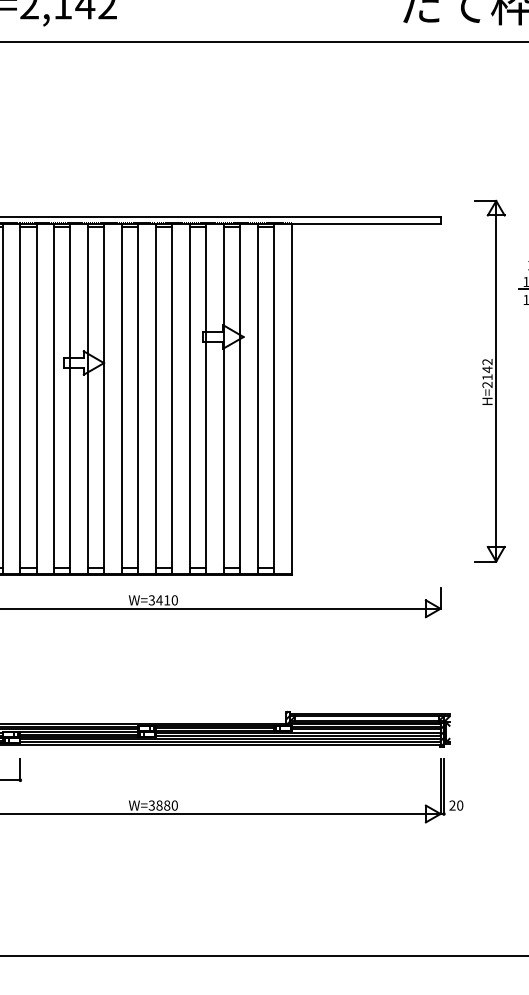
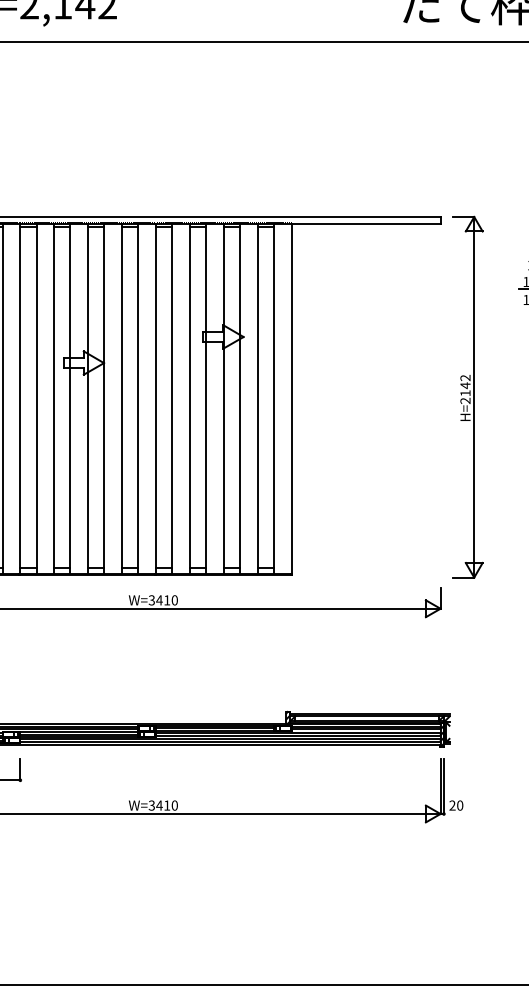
part position: (489, 380) -> (467, 396) (467, 396)
text: W=3880 -> W=3410 (163, 805)
line position: (263, 956) -> (263, 985) (263, 985)
